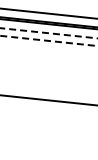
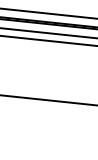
line: dashed -> solid (48, 33)
line: dashed -> solid (48, 40)
